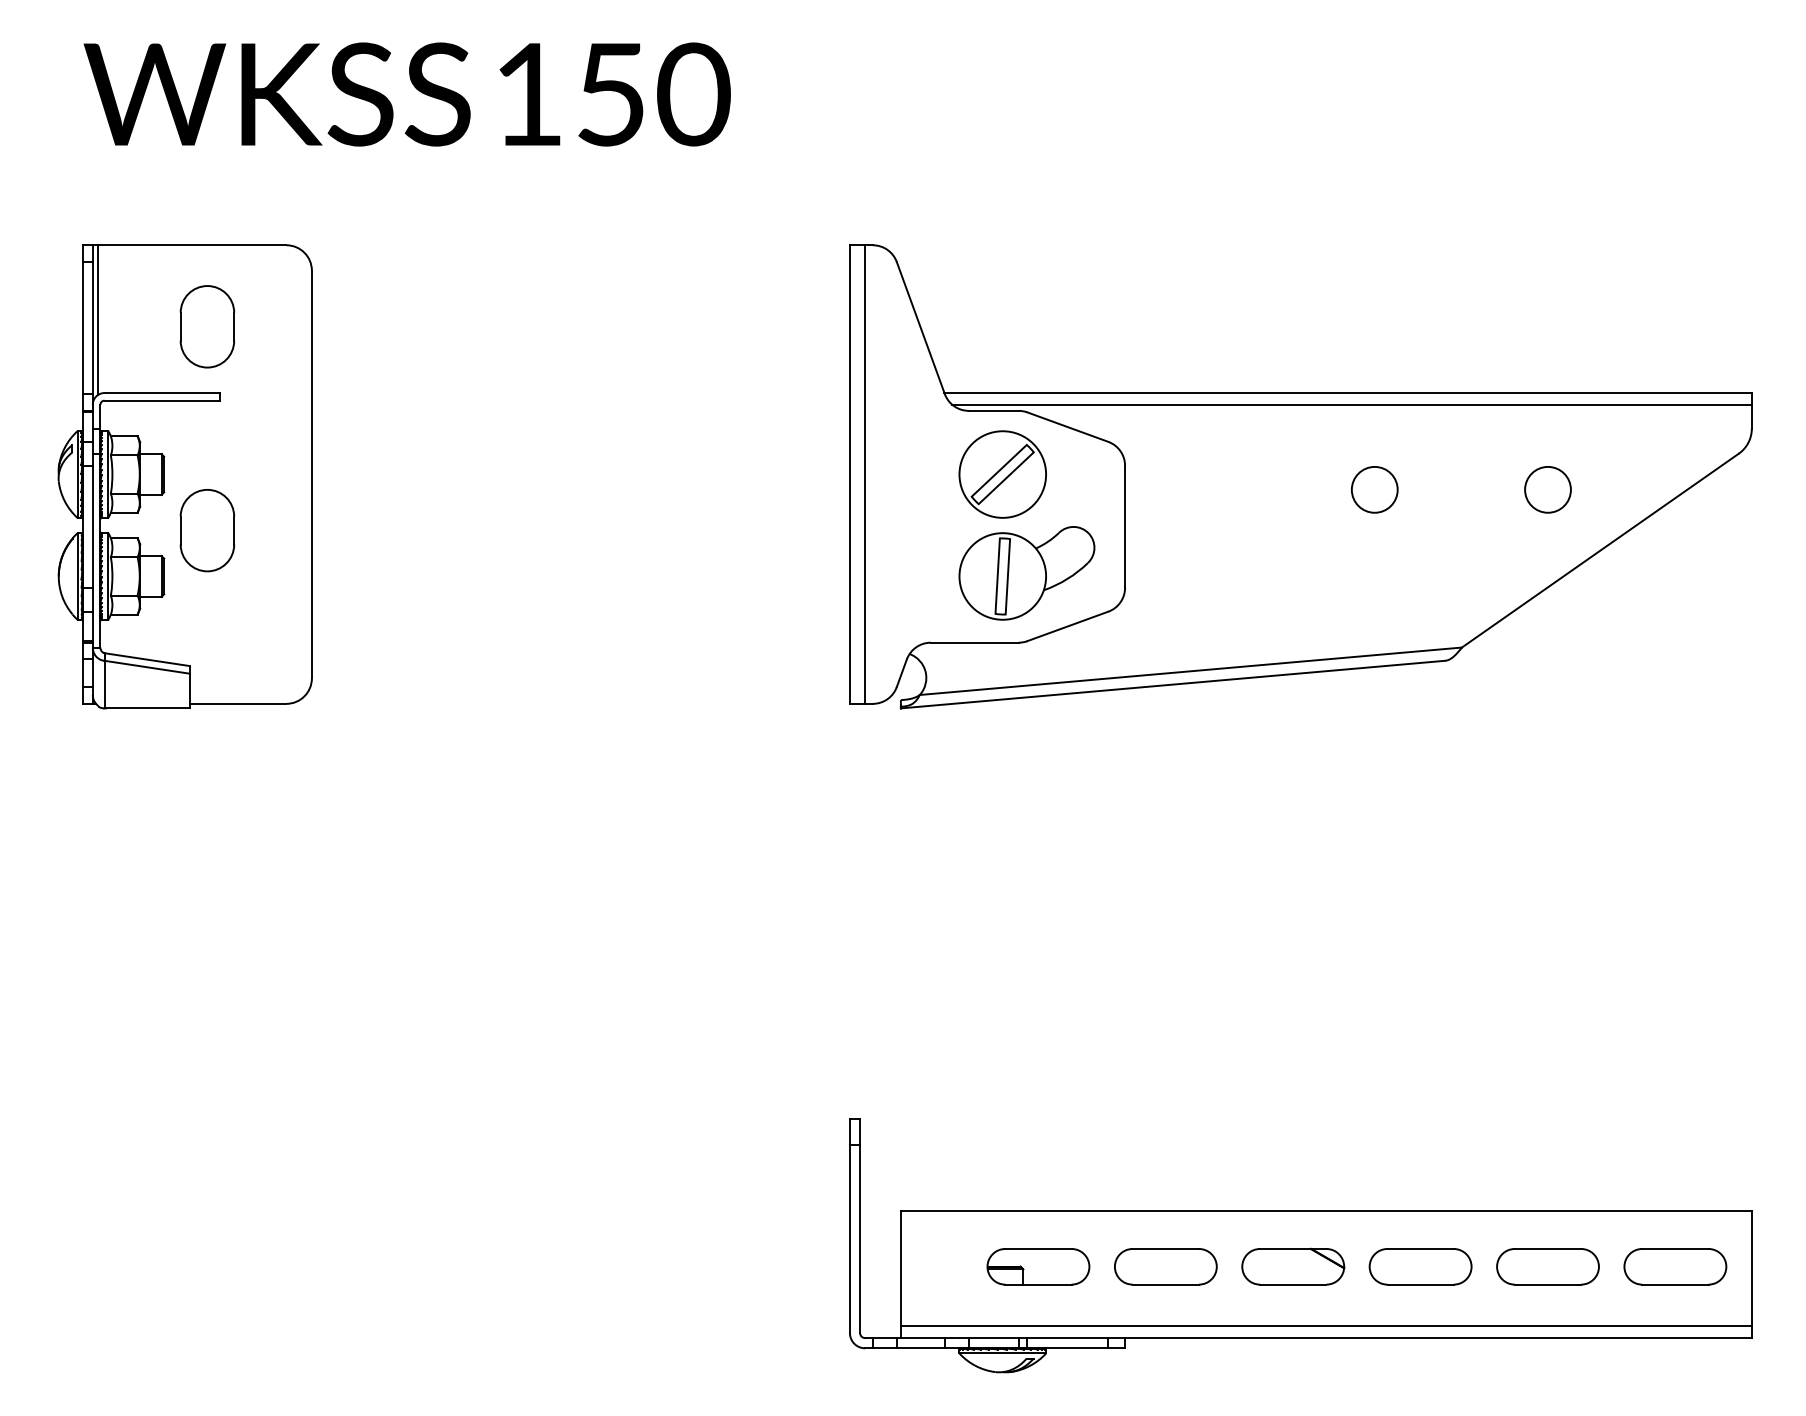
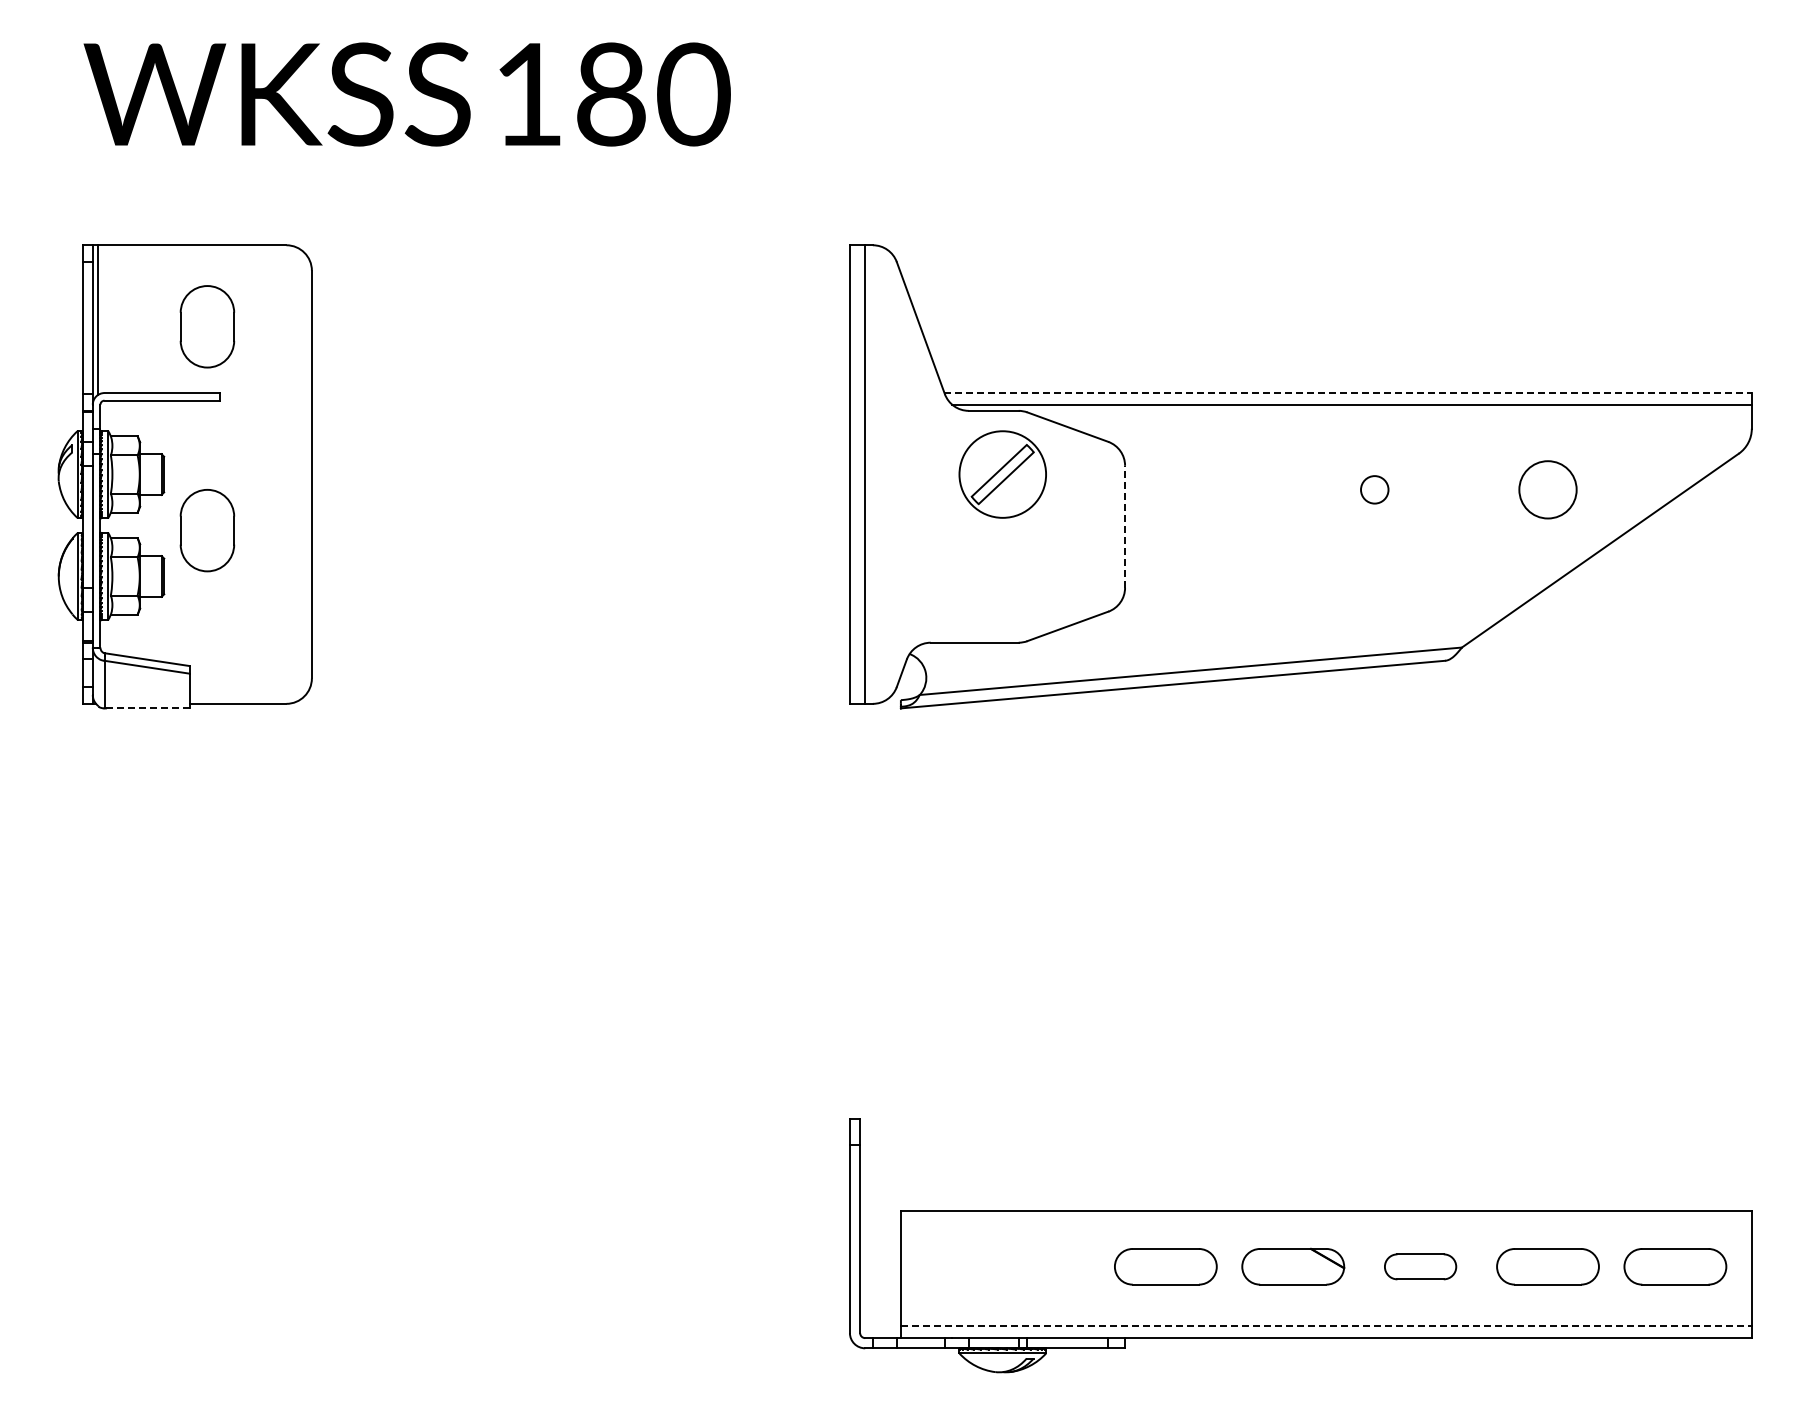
text: 150 -> 180 (611, 94)
line: solid -> dashed (1348, 393)
circle diameter: 46 px -> 28 px (1374, 489)
circle diameter: 46 px -> 57 px (1547, 489)
line: solid -> dashed (1125, 526)
part: present -> none (1026, 573)
line: solid -> dashed (147, 708)
part: present -> none (1038, 1266)
part size: 105x38 px -> 74x28 px (1420, 1266)
line: solid -> dashed (1326, 1326)
